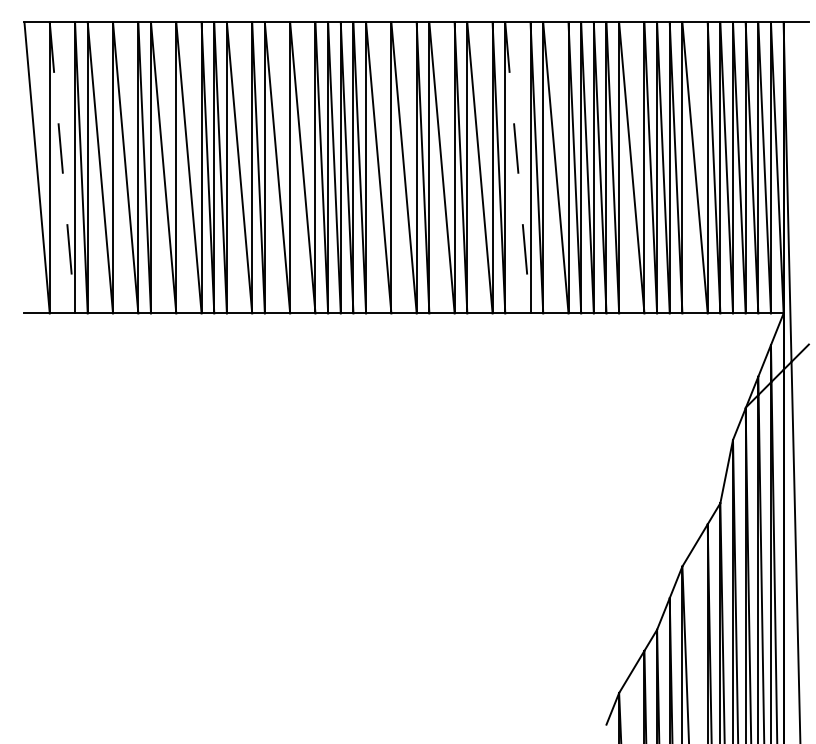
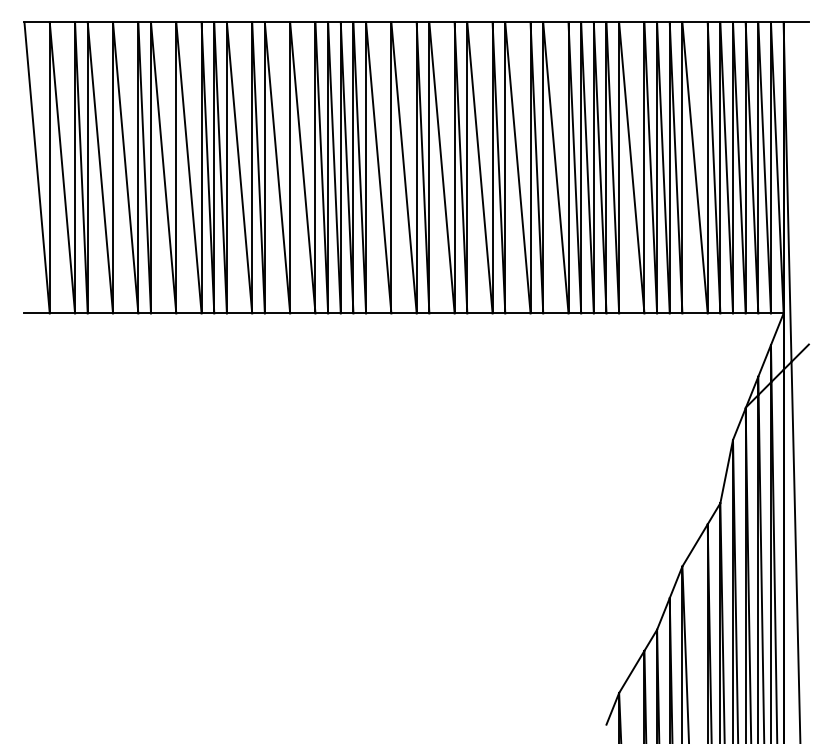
line: dashed -> solid (62, 168)
line: dashed -> solid (517, 168)
